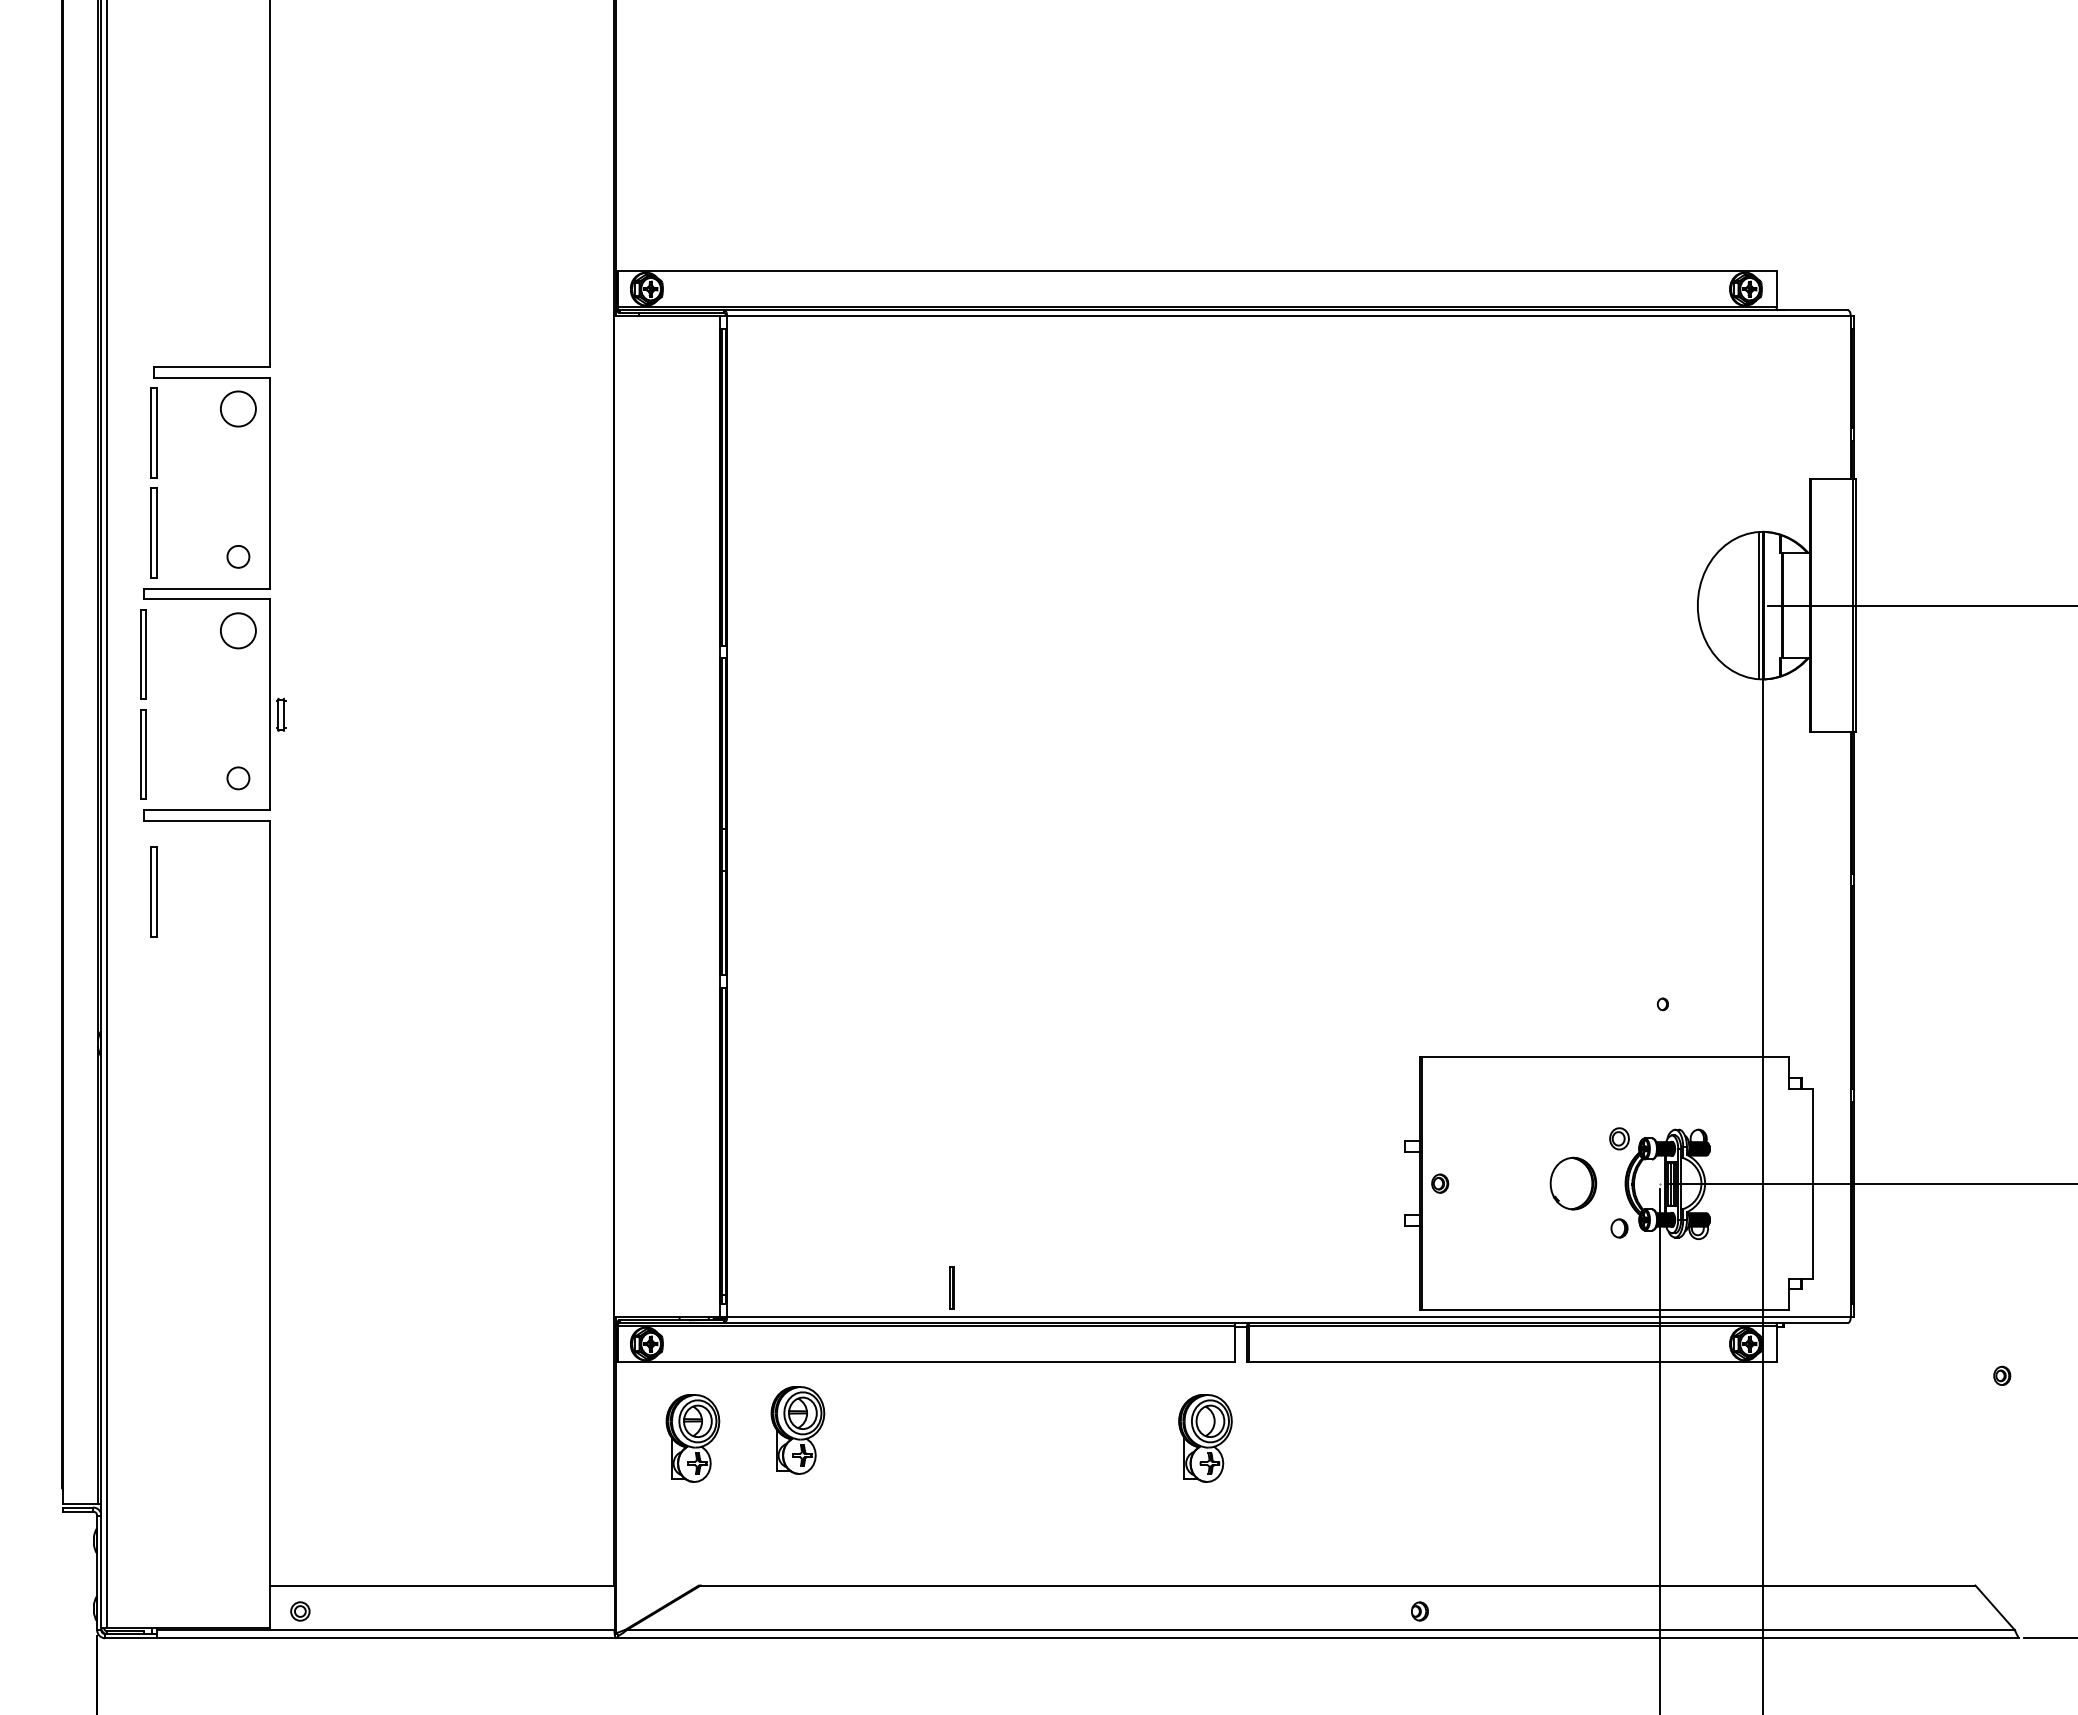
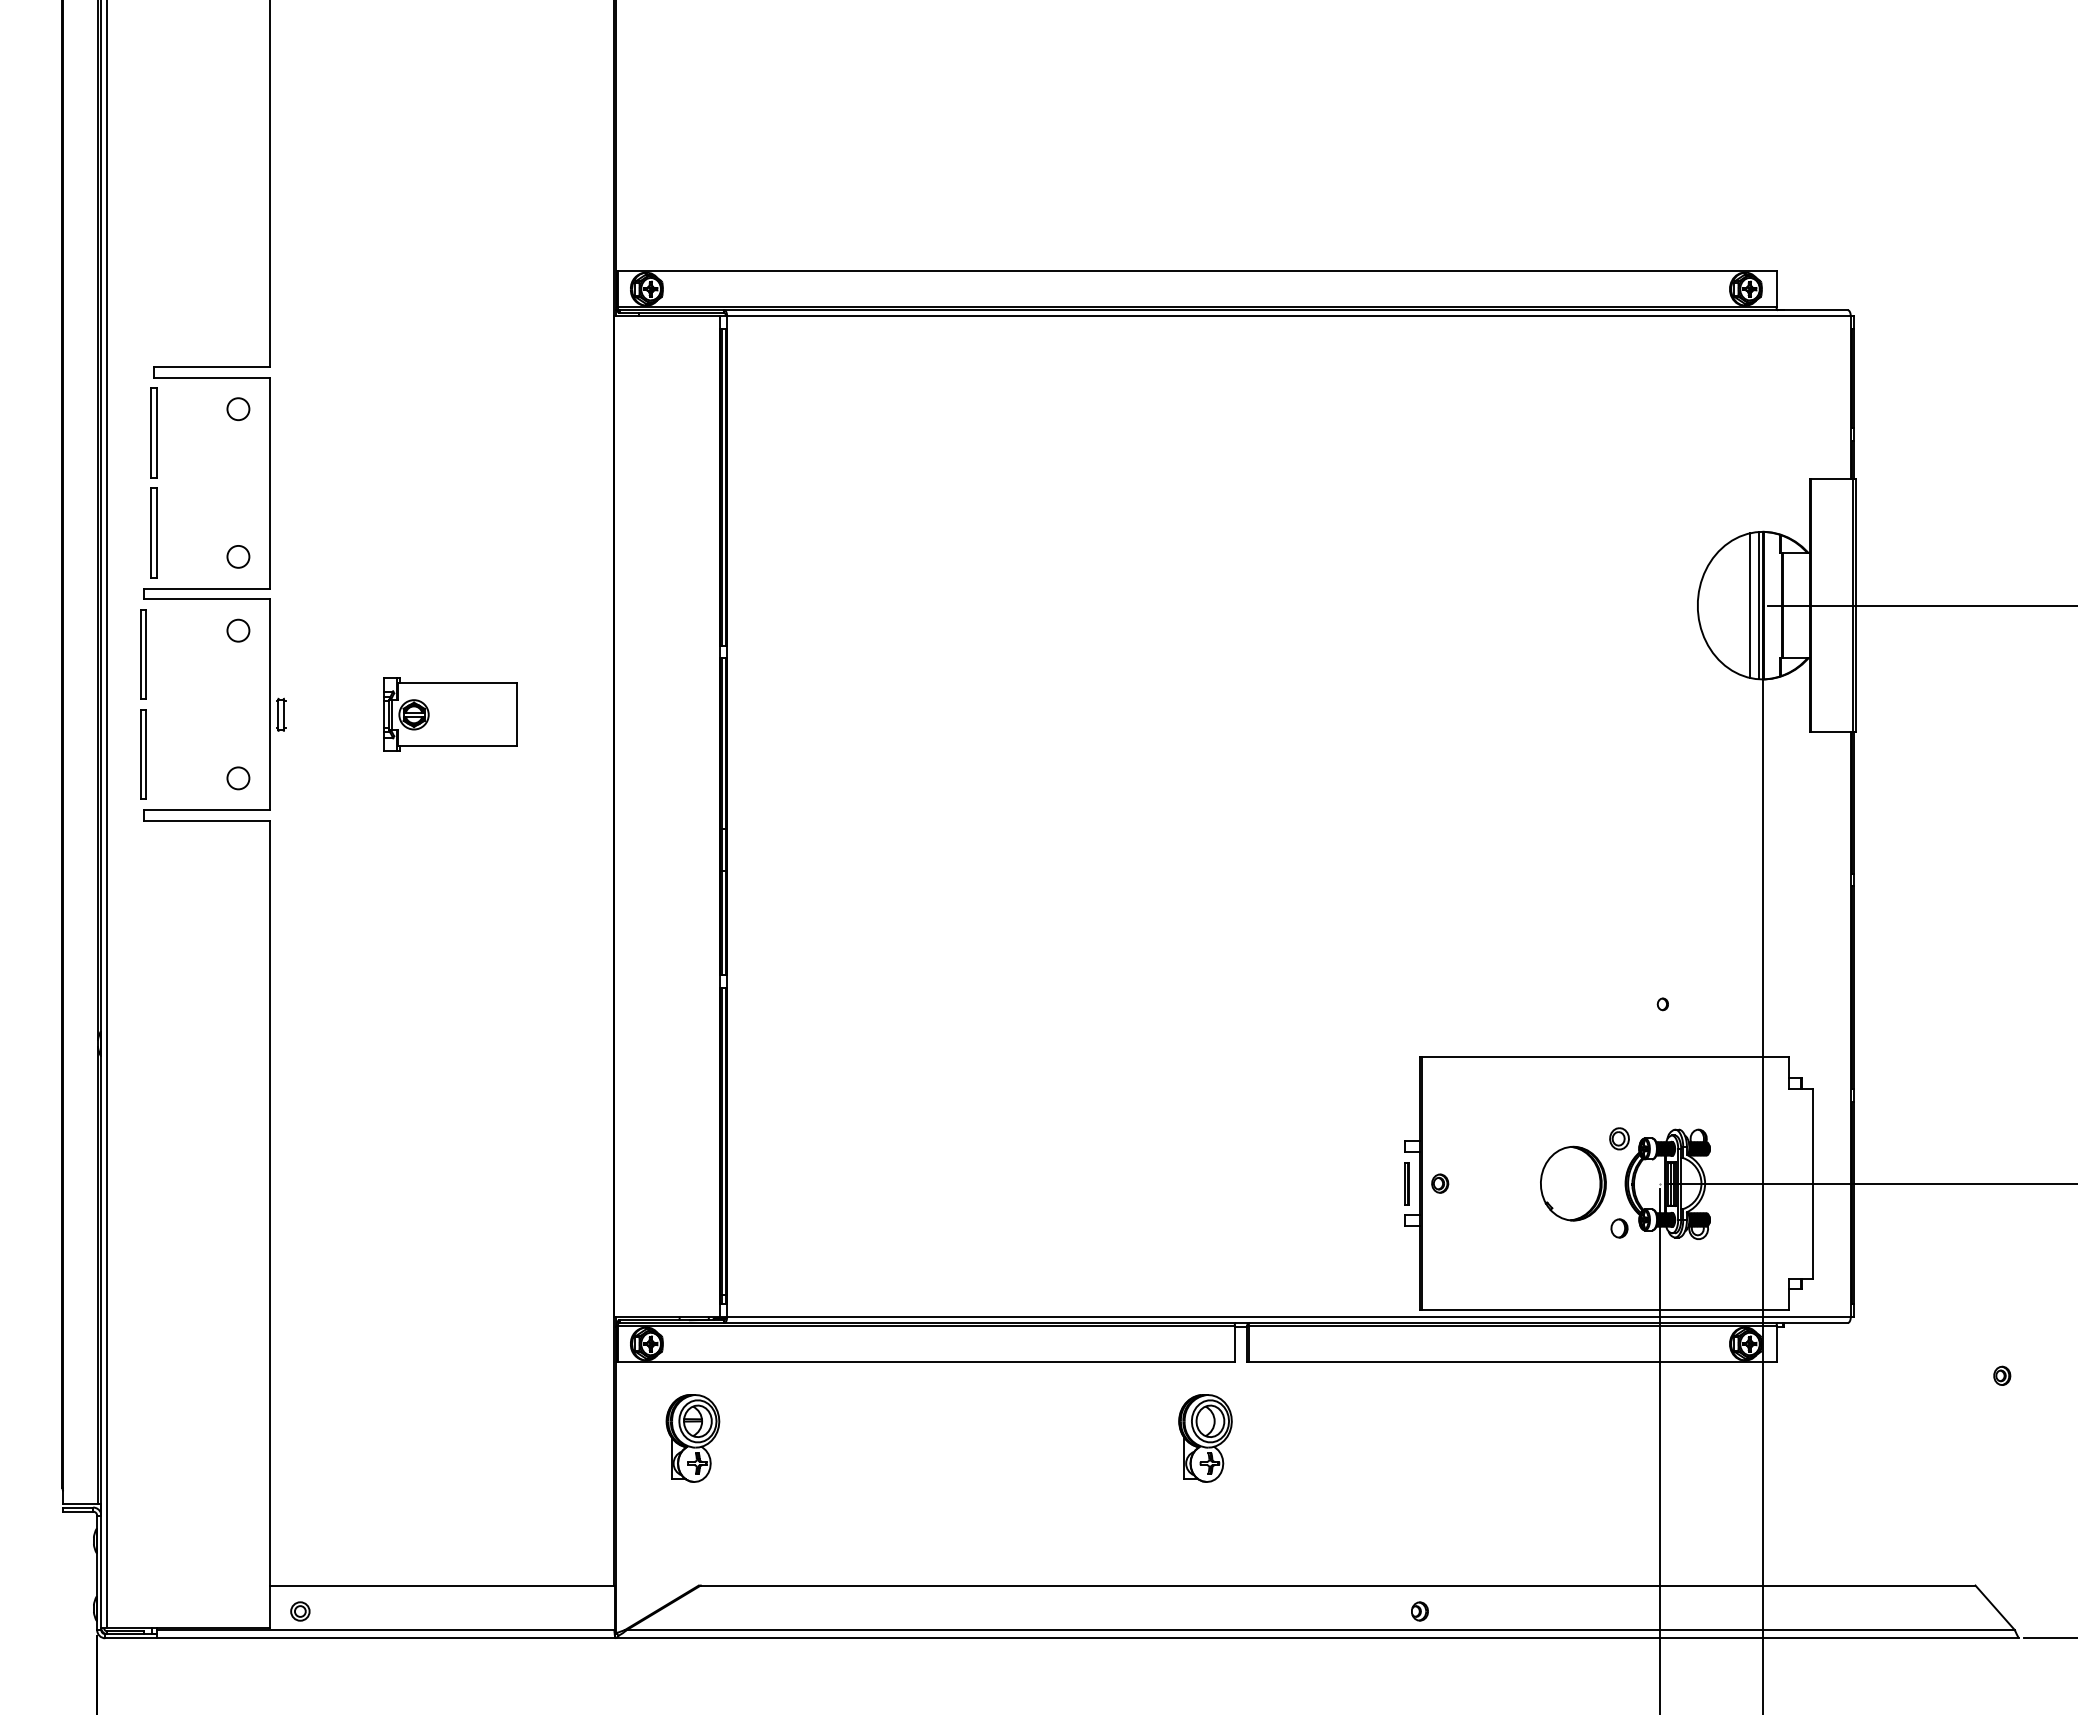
circle size: 37x38 px -> 25x25 px (238, 409)
line: none -> present (1750, 605)
circle size: 37x38 px -> 25x25 px (238, 630)
part: none -> present (450, 714)
part: present -> none (153, 891)
part size: 49x55 px -> 67x77 px (1573, 1183)
part position: (951, 1287) -> (1406, 1183) (1406, 1183)
part: present -> none (797, 1430)
